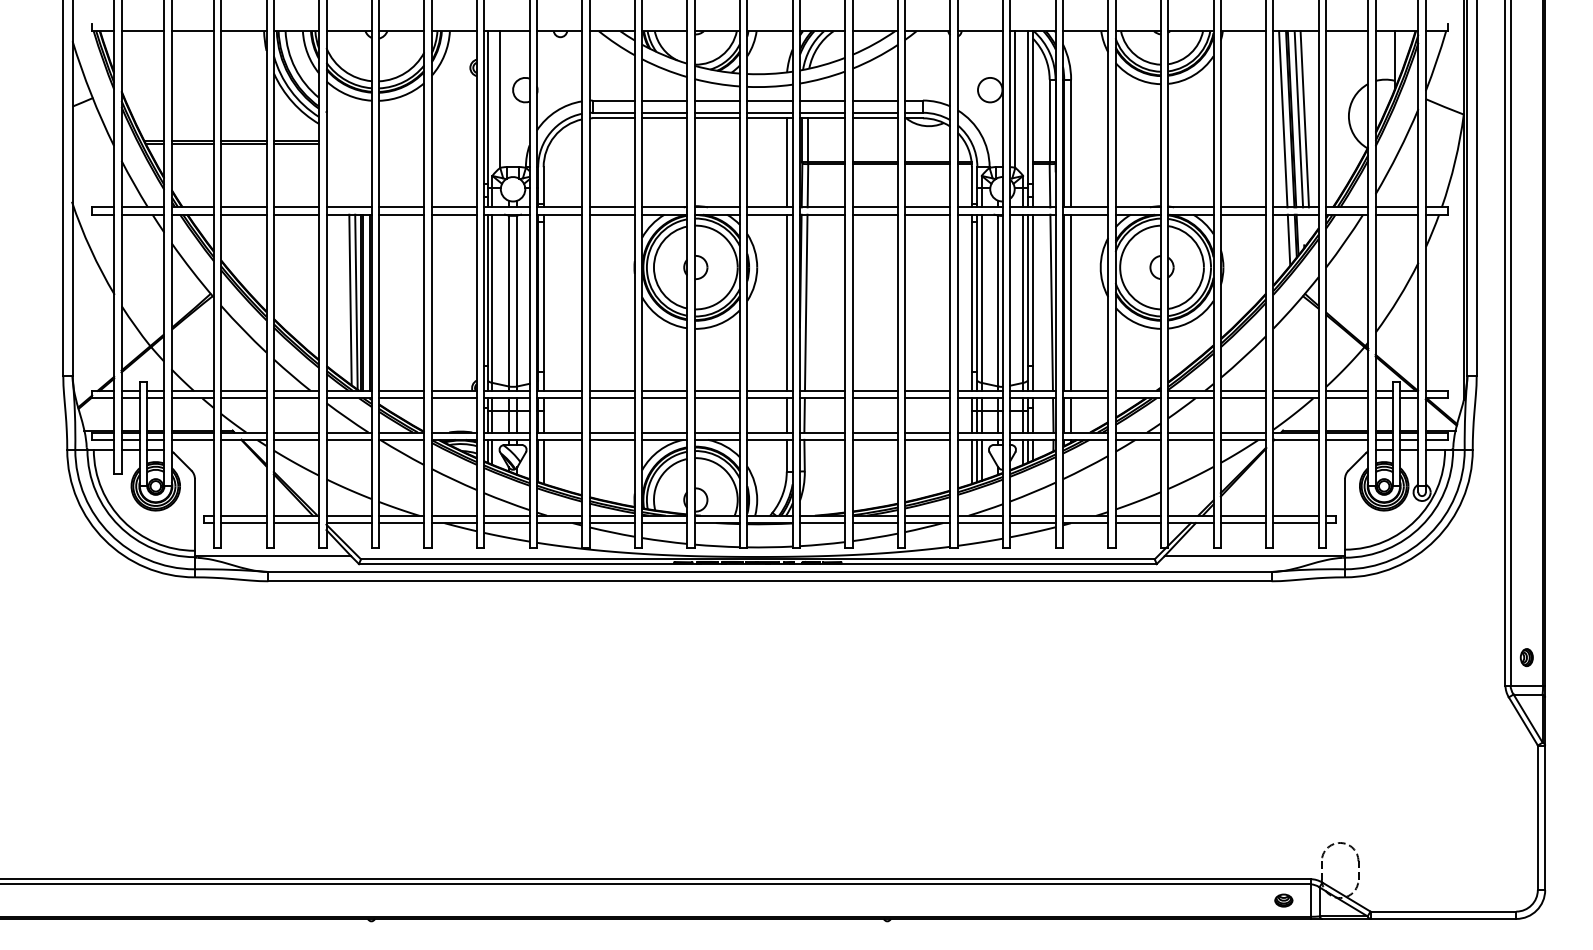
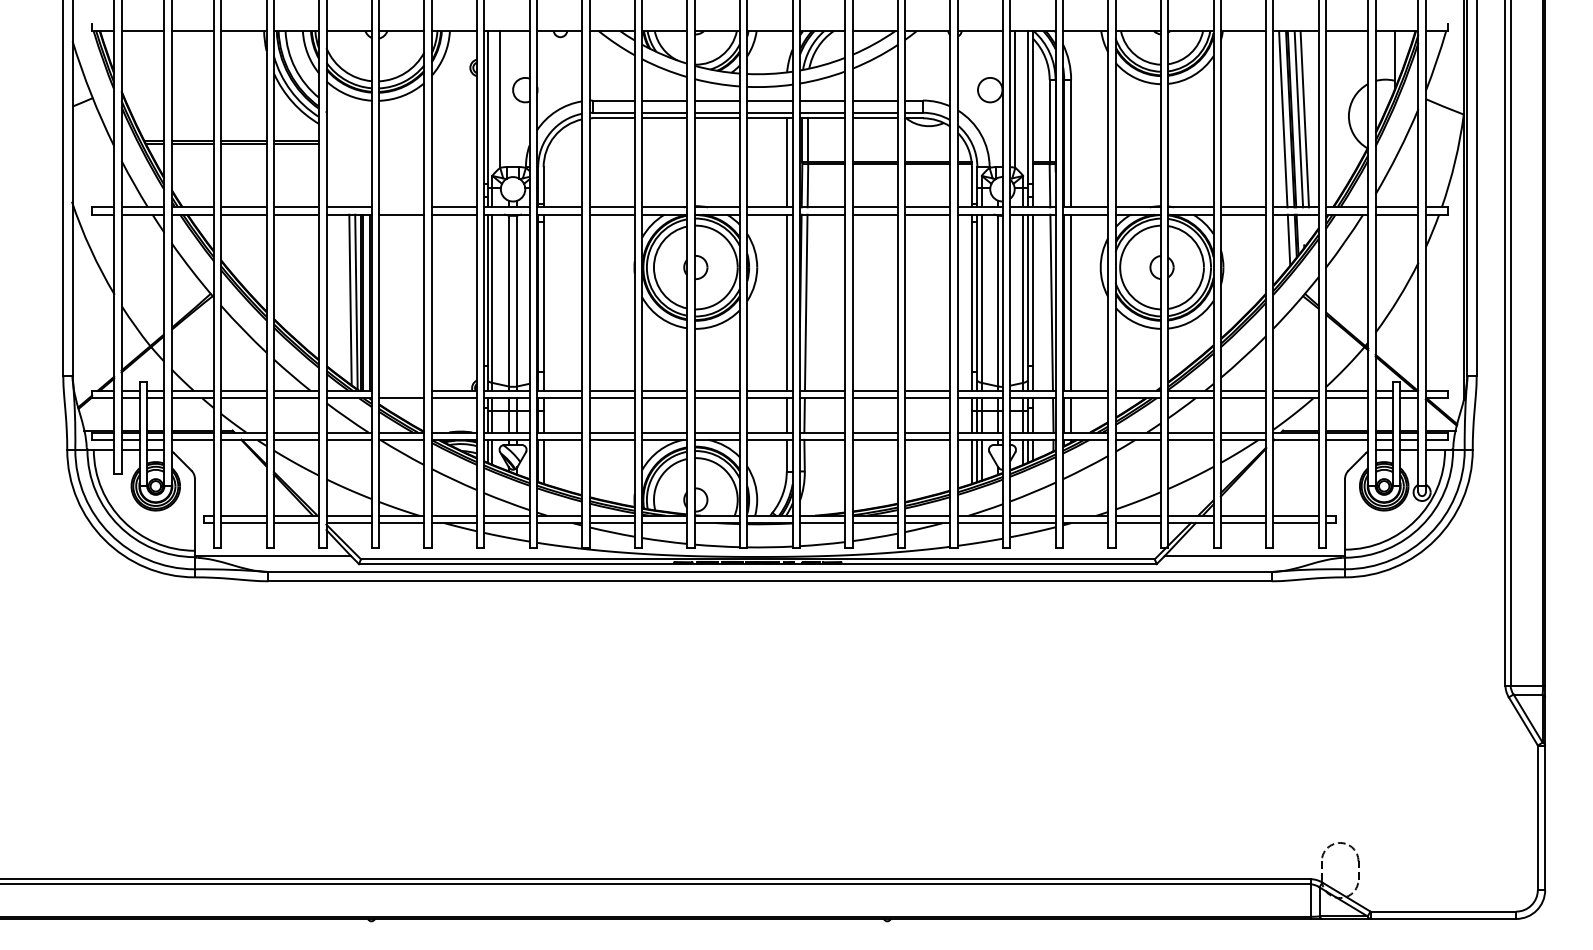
line: present -> none (401, 207)
line: present -> none (401, 390)
part: present -> none (1526, 657)
part: present -> none (1283, 900)
